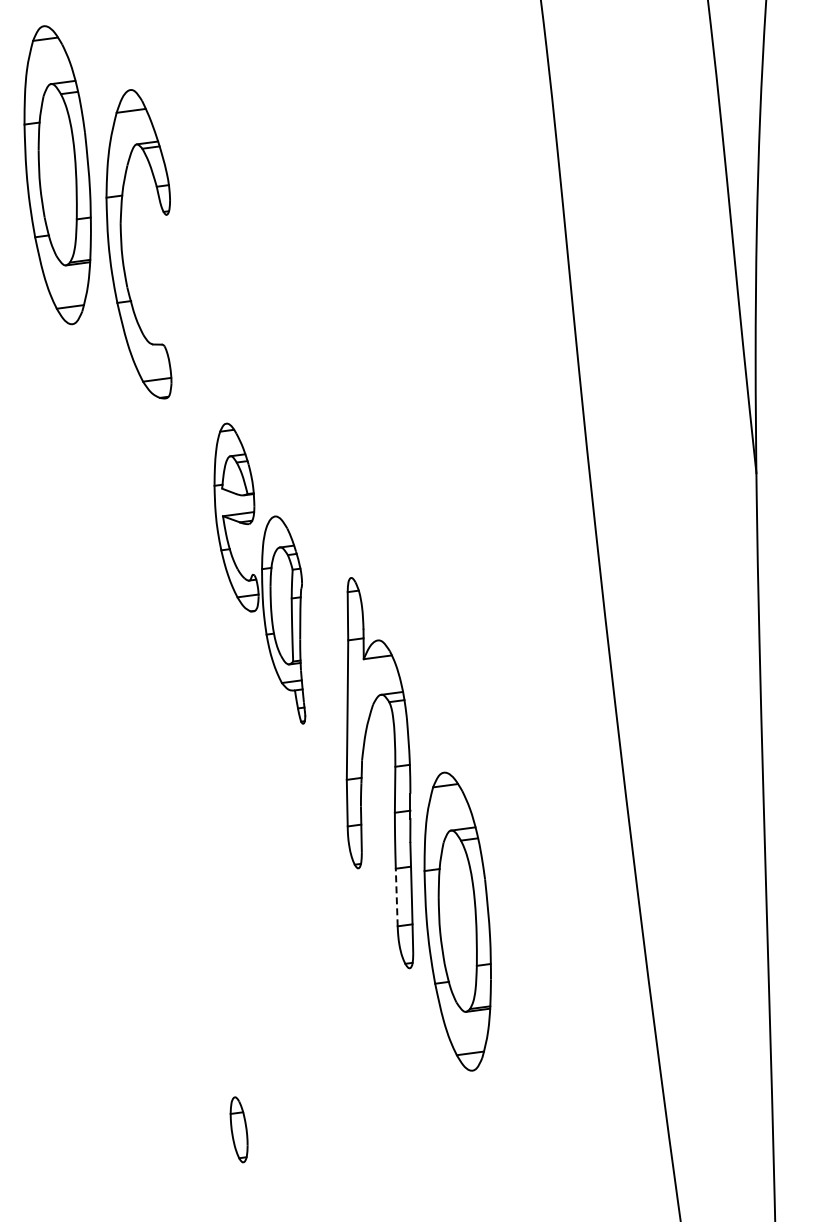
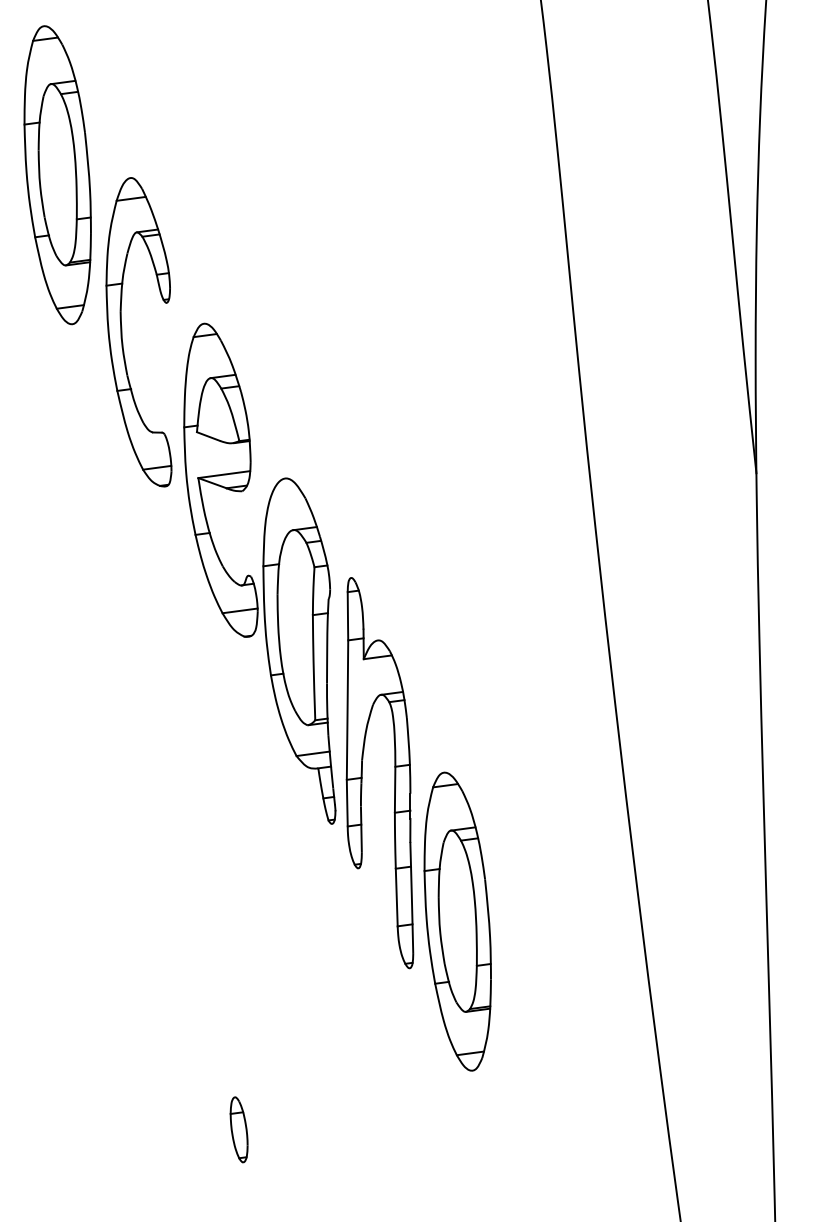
part position: (122, 244) -> (122, 332) (122, 332)
part size: 94x303 px -> 154x503 px (259, 573)
line: dashed -> solid (396, 897)
